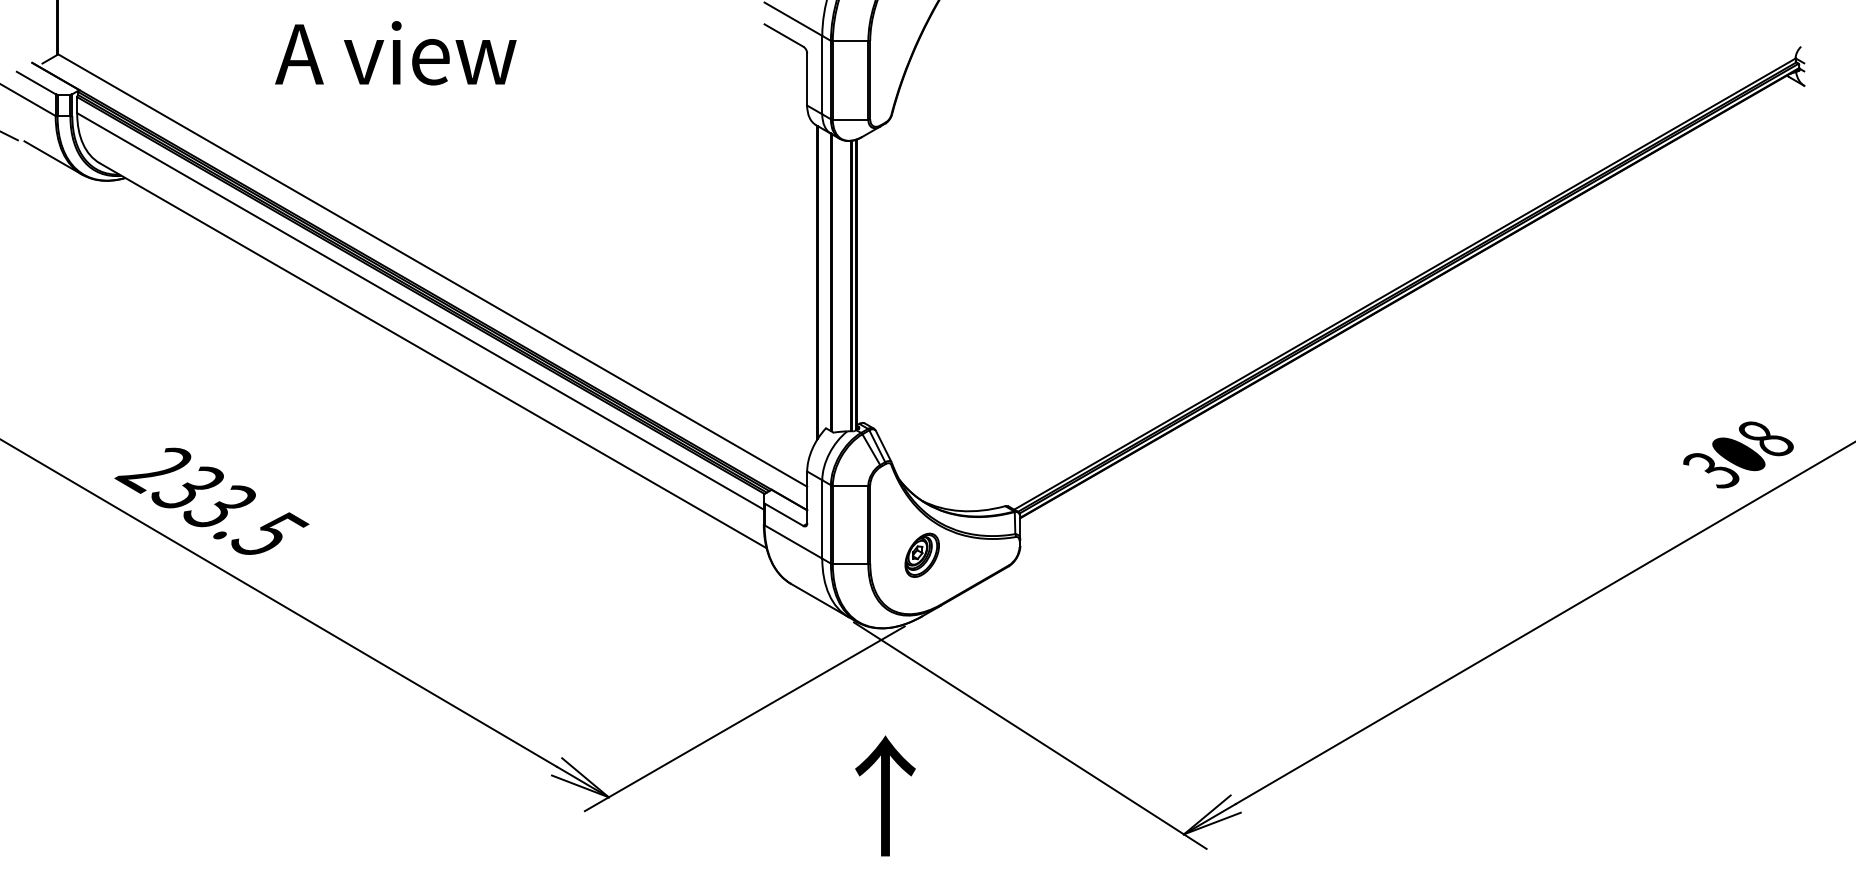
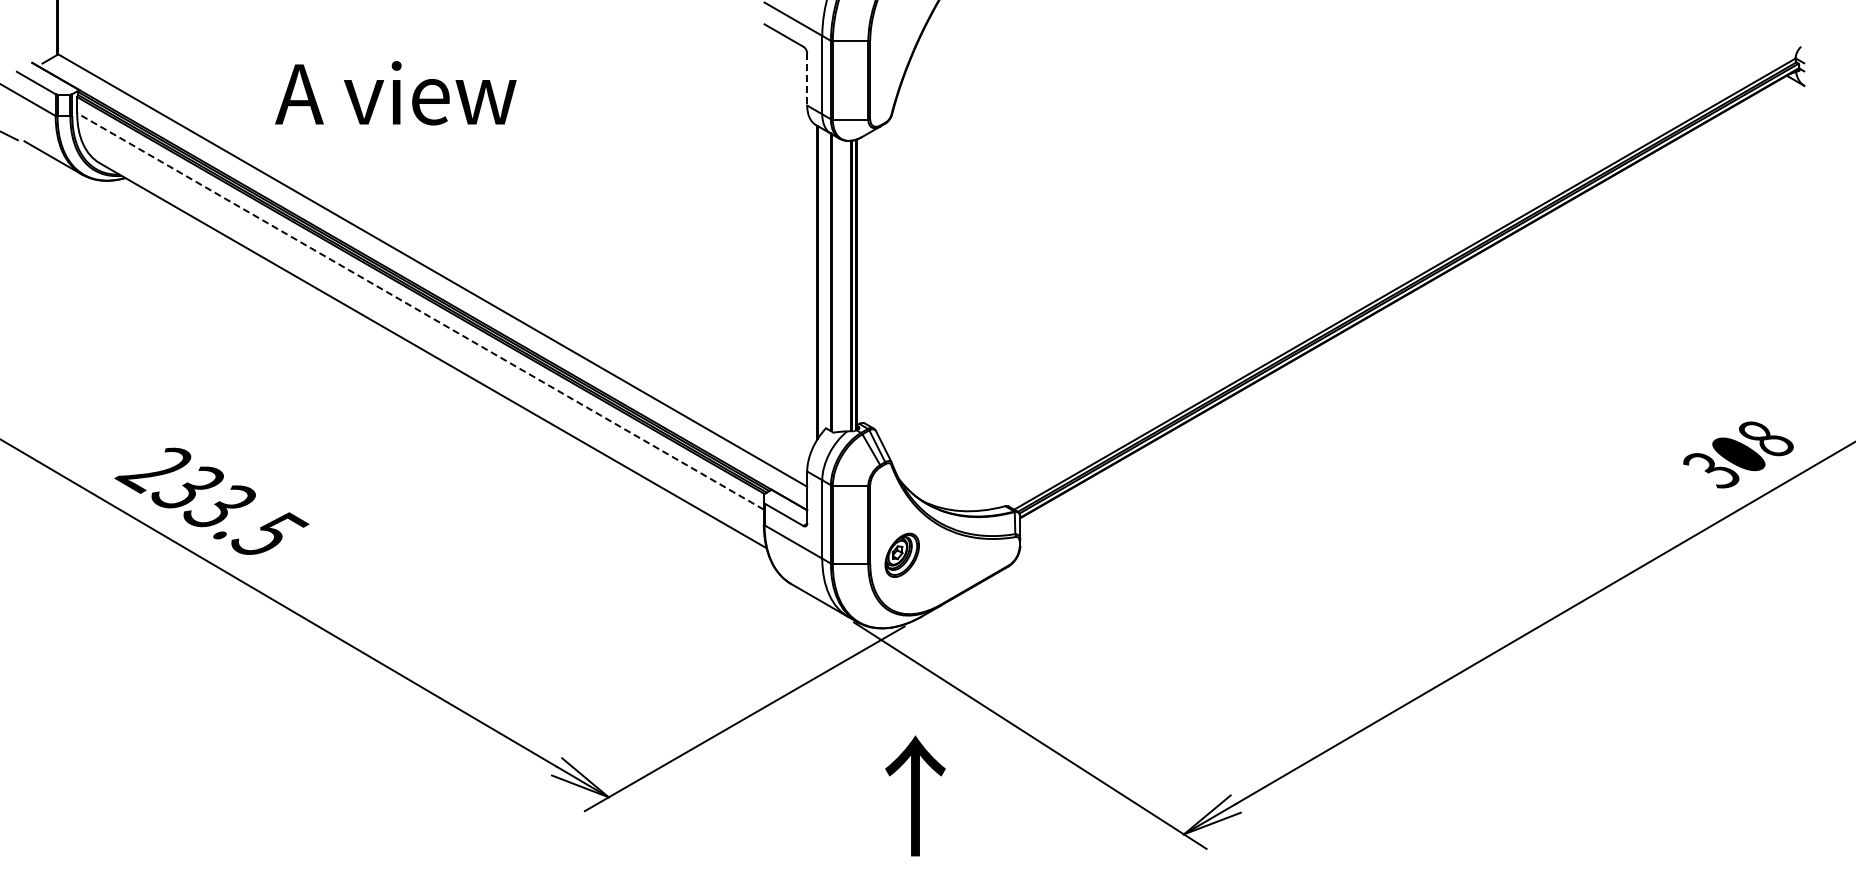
text position: (395, 53) -> (395, 93) (395, 93)
line: solid -> dashed (807, 79)
line: solid -> dashed (420, 311)
part position: (921, 554) -> (901, 554) (901, 554)
text position: (885, 795) -> (915, 795) (915, 795)
